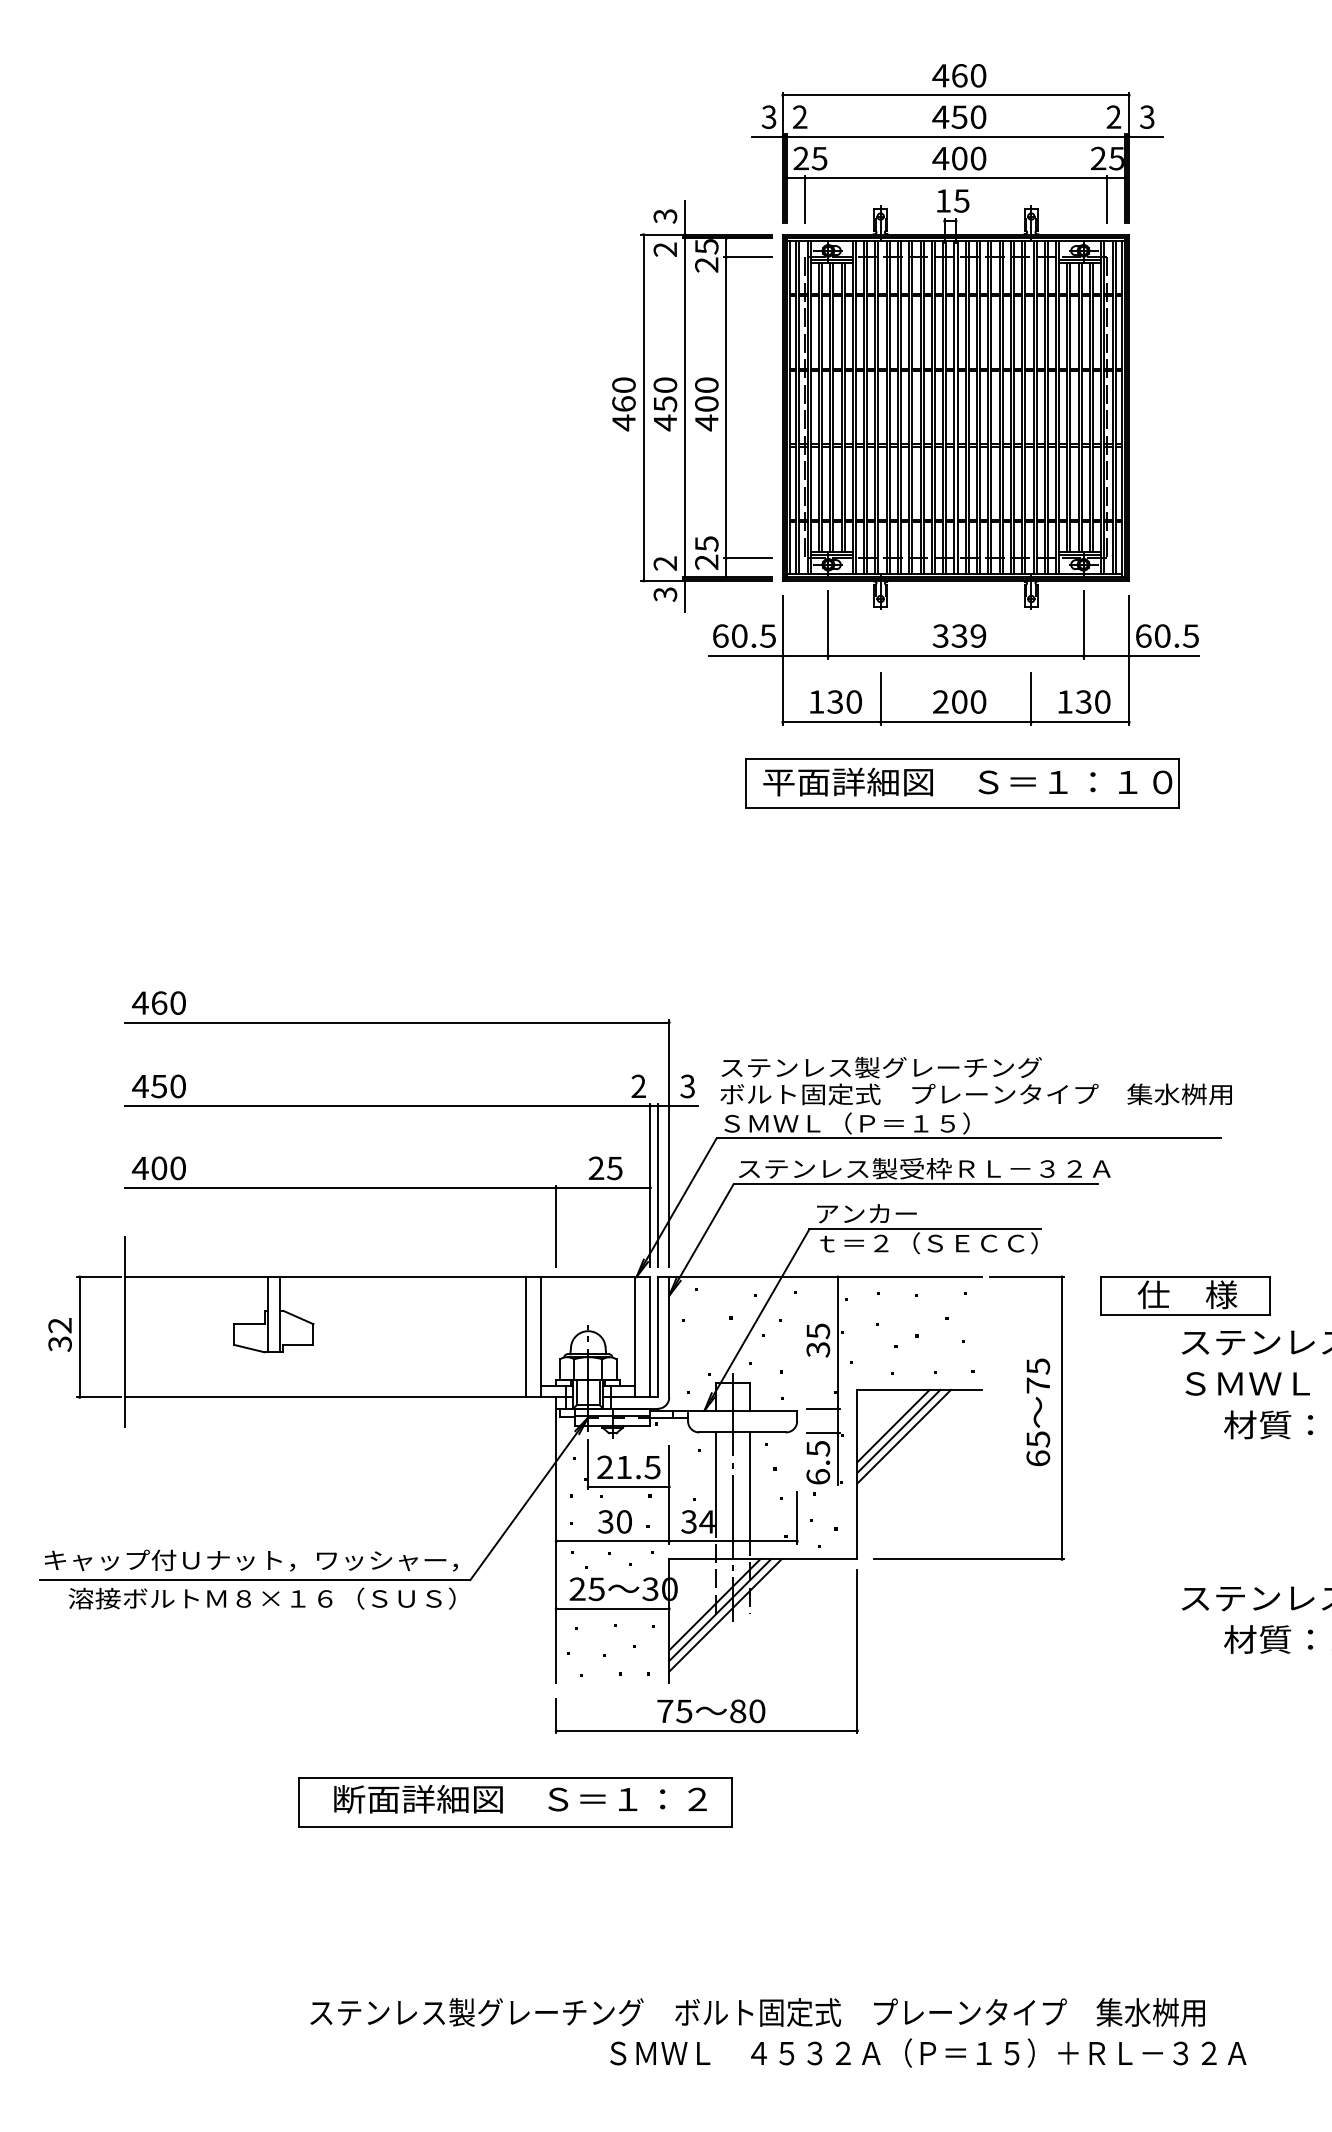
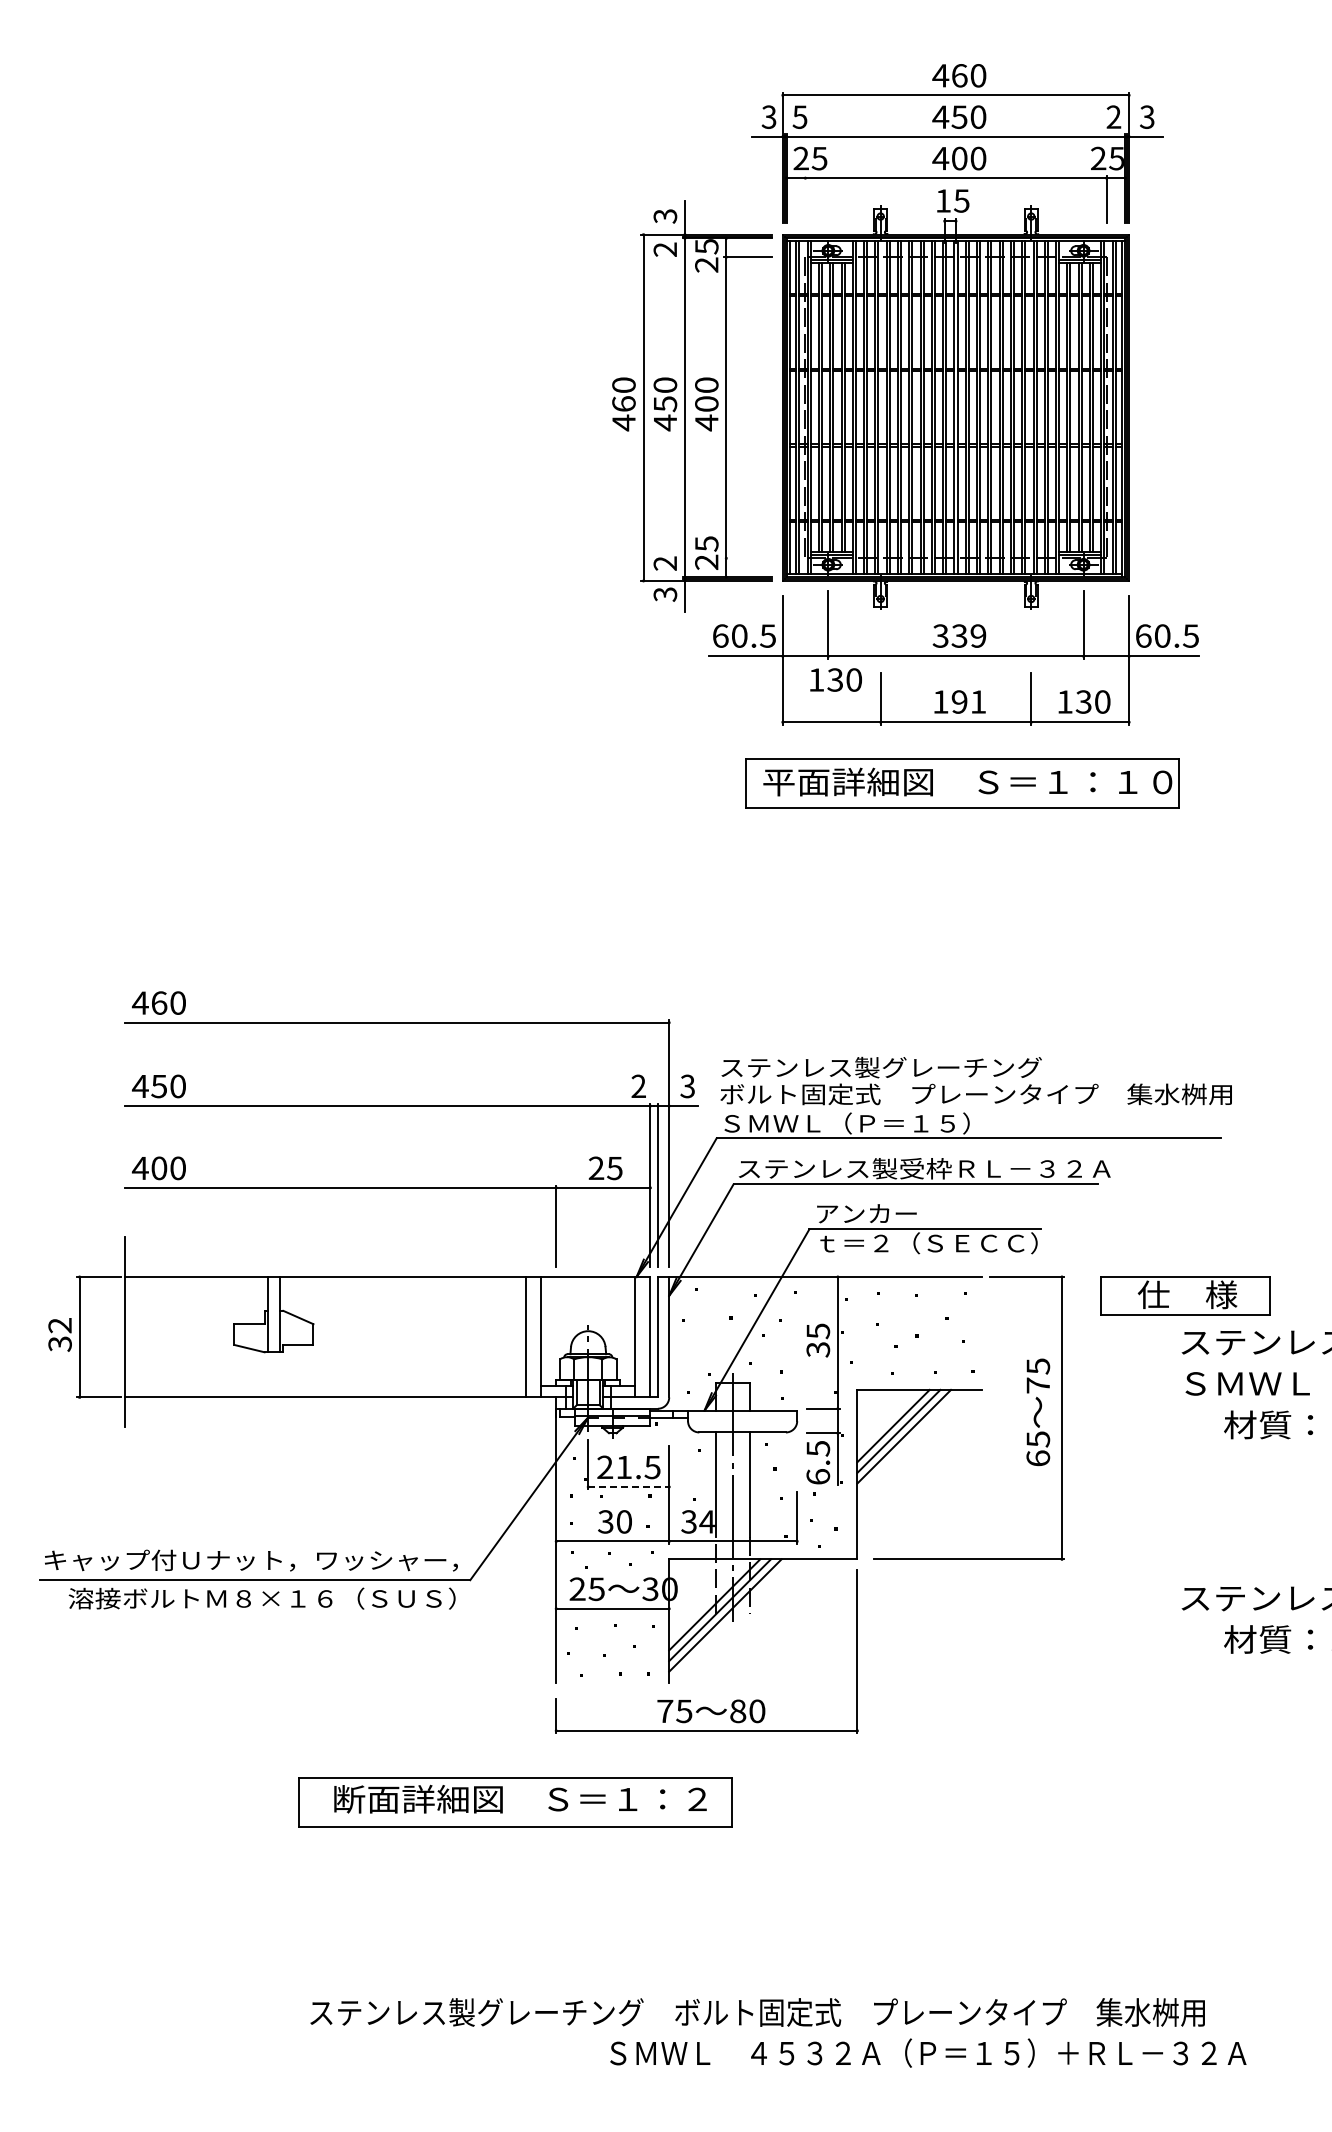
text: 2 -> 5 (799, 116)
line: present -> none (805, 199)
line: present -> none (747, 558)
text position: (835, 701) -> (835, 679) (835, 679)
text: 200 -> 191 (959, 701)
line: solid -> dashed (629, 1486)
